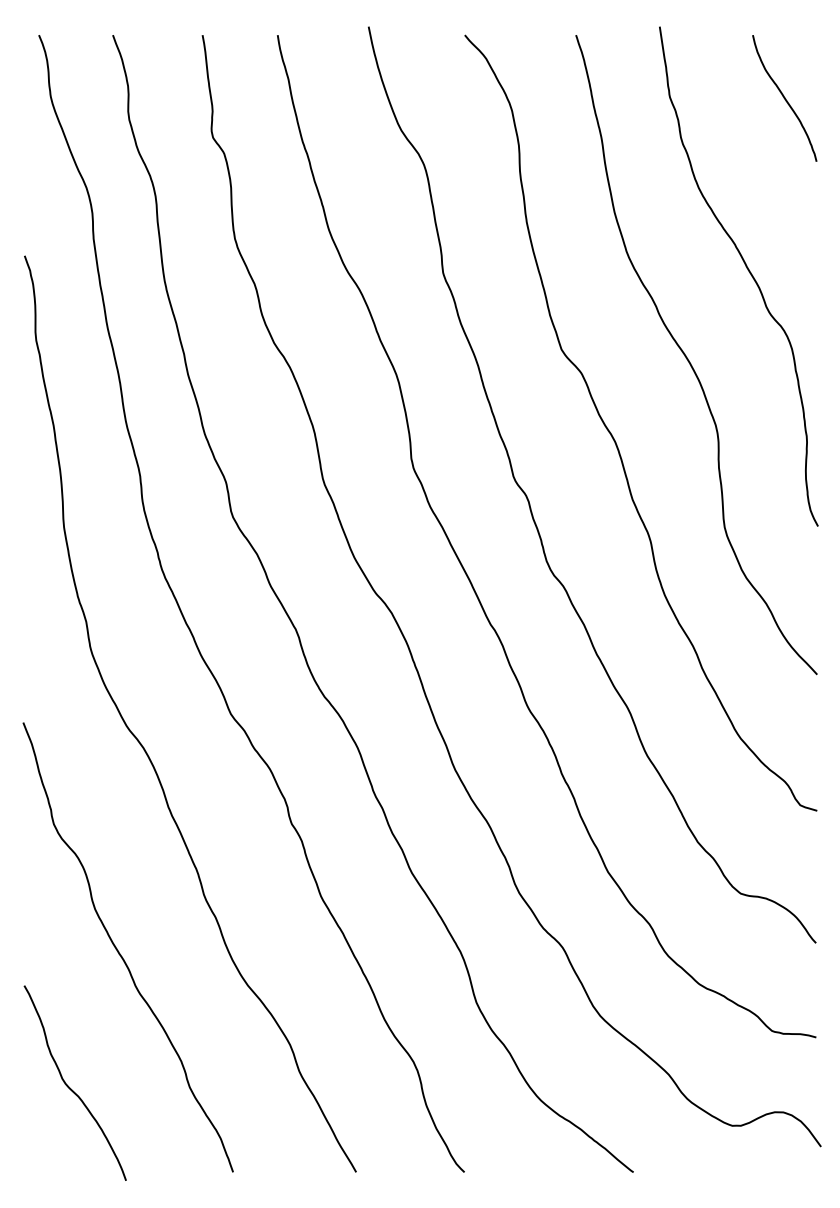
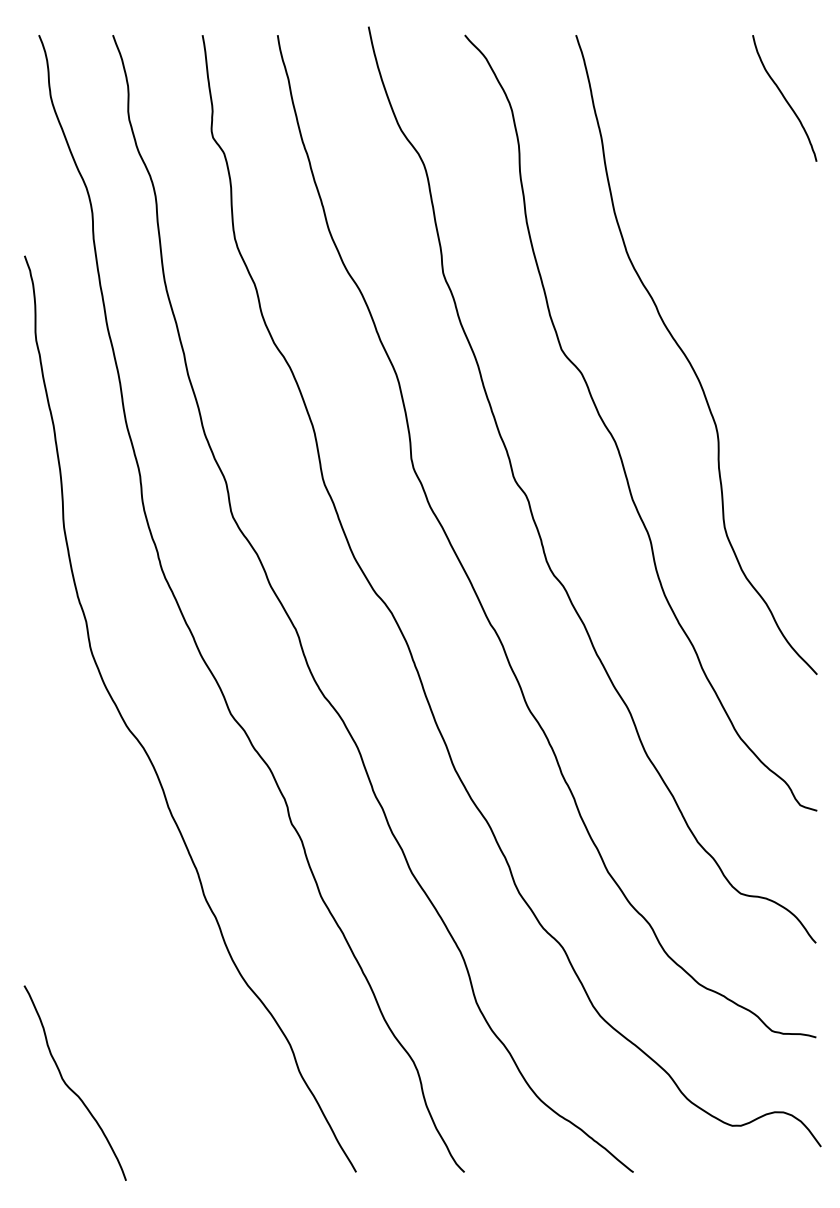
curve: present -> none (747, 270)
curve: present -> none (119, 951)
